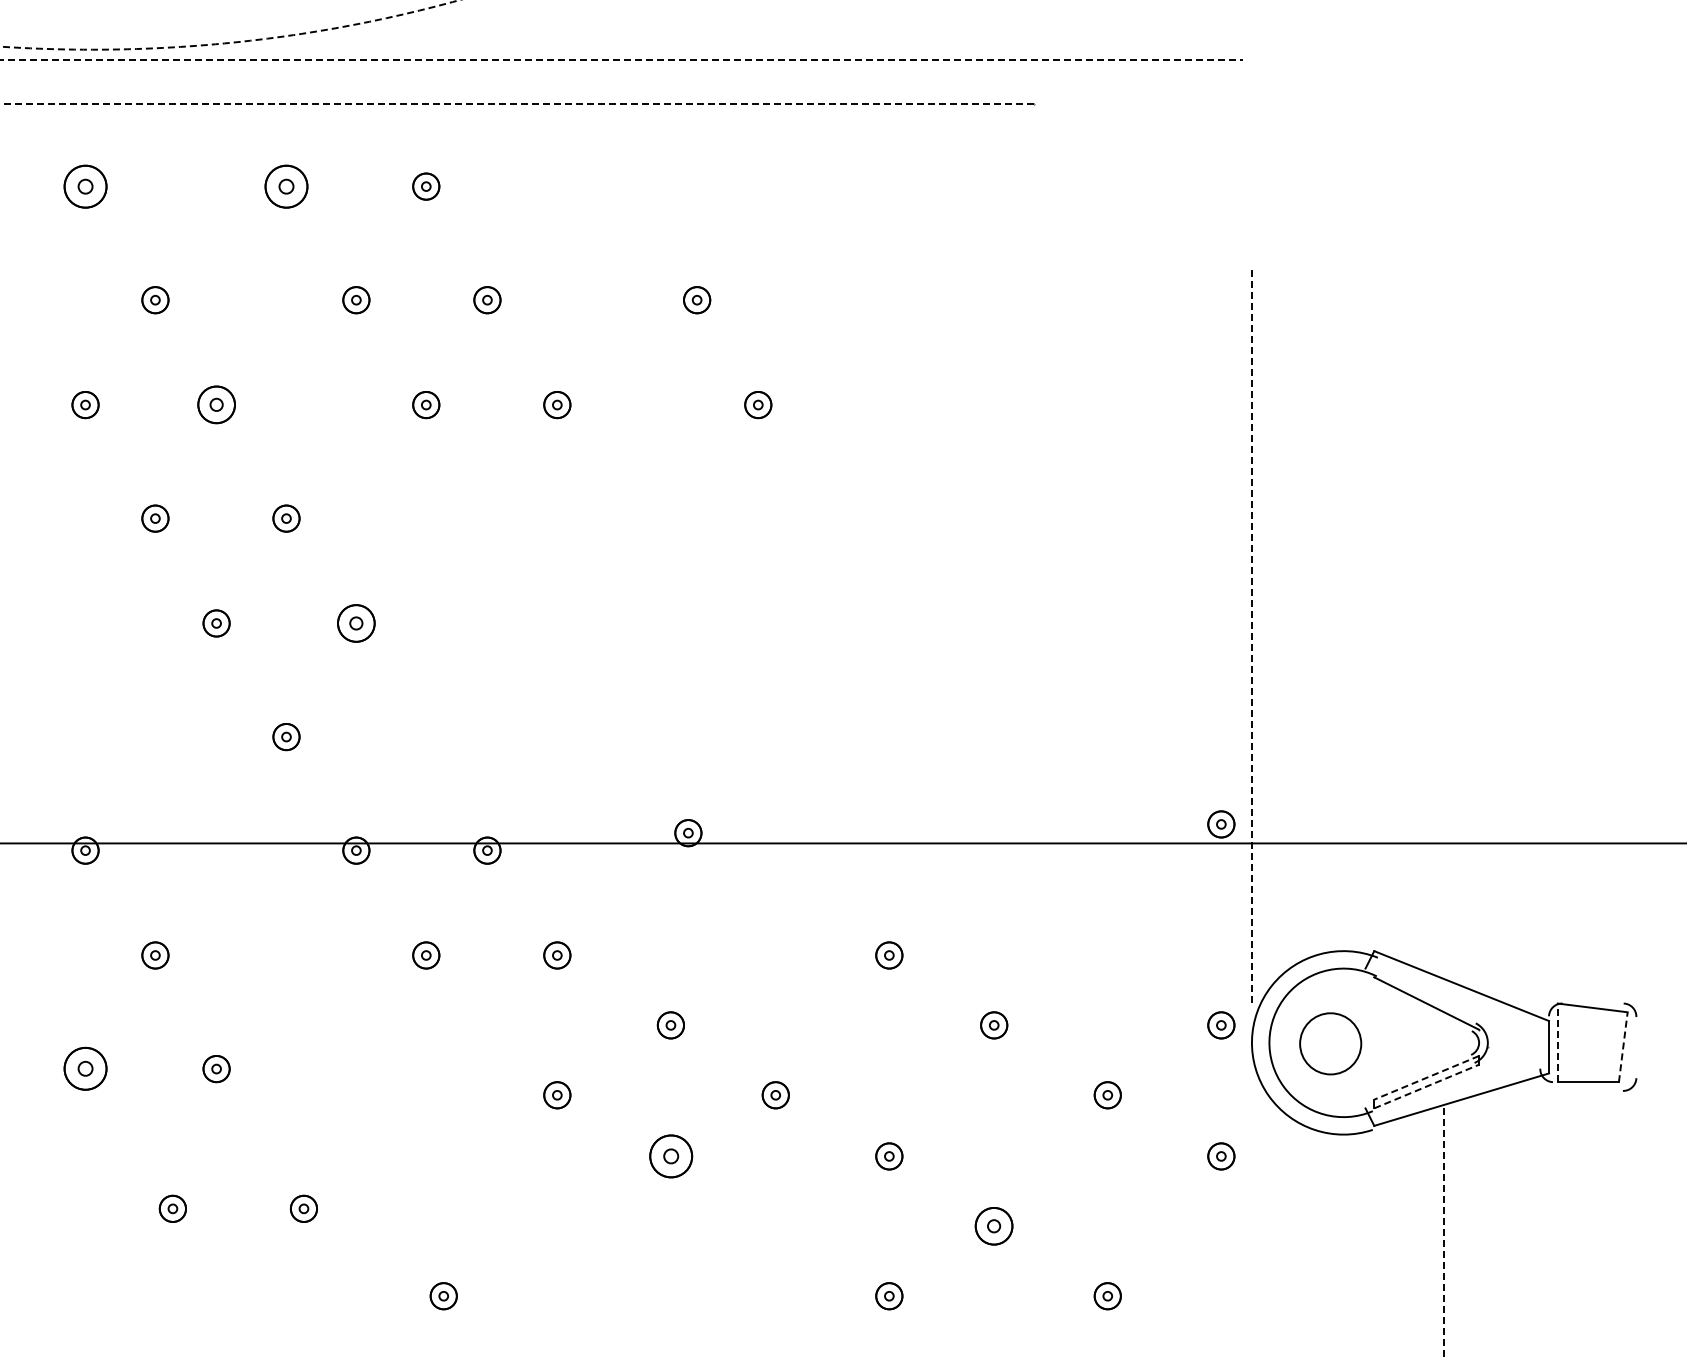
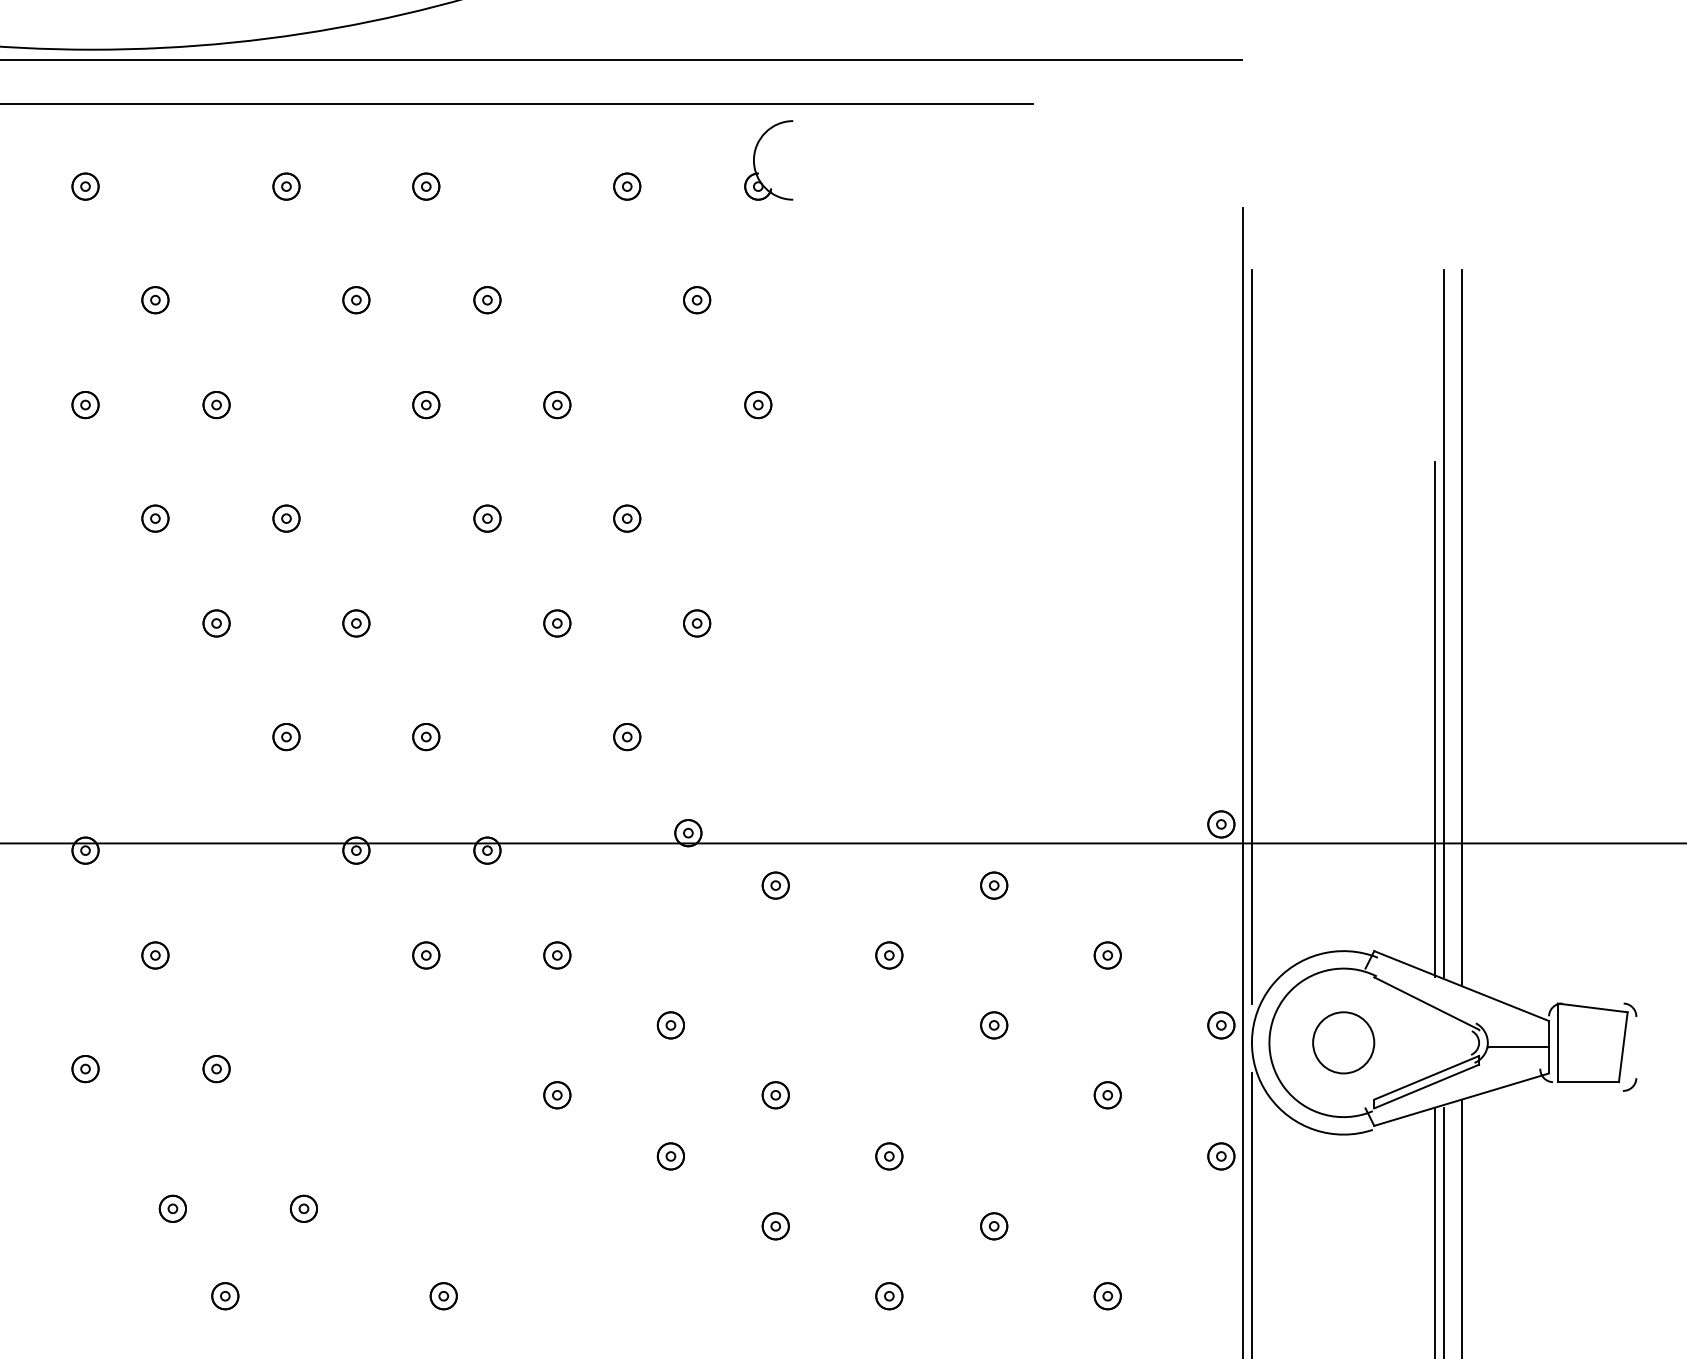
circle: dashed -> solid (229, 24)
line: dashed -> solid (623, 59)
line: dashed -> solid (517, 103)
part: none -> present (755, 156)
part size: 45x45 px -> 29x29 px (85, 186)
part size: 45x45 px -> 29x29 px (286, 186)
part: none -> present (627, 186)
part size: 39x40 px -> 29x29 px (216, 405)
part: none -> present (487, 518)
part: none -> present (627, 518)
part size: 39x39 px -> 29x29 px (356, 623)
part: none -> present (557, 623)
part: none -> present (697, 623)
line: none -> present (1444, 623)
line: none -> present (1461, 627)
line: dashed -> solid (1251, 636)
line: none -> present (1435, 719)
part: none -> present (426, 737)
part: none -> present (627, 737)
line: none -> present (1243, 781)
part: none -> present (775, 885)
part: none -> present (994, 885)
part: none -> present (1107, 955)
line: dashed -> solid (1557, 1042)
part position: (1330, 1043) -> (1343, 1042) (1343, 1042)
line: dashed -> solid (1623, 1046)
line: none -> present (1518, 1047)
part size: 45x45 px -> 29x29 px (85, 1069)
line: dashed -> solid (1426, 1077)
line: dashed -> solid (1426, 1086)
part size: 45x45 px -> 29x29 px (670, 1156)
line: none -> present (1251, 1214)
part: none -> present (775, 1226)
part size: 40x39 px -> 29x29 px (994, 1226)
line: none -> present (1461, 1227)
line: none -> present (1435, 1231)
line: dashed -> solid (1444, 1233)
part: none -> present (225, 1296)
